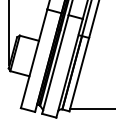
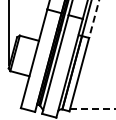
line: solid -> dashed (94, 19)
line: solid -> dashed (92, 109)
